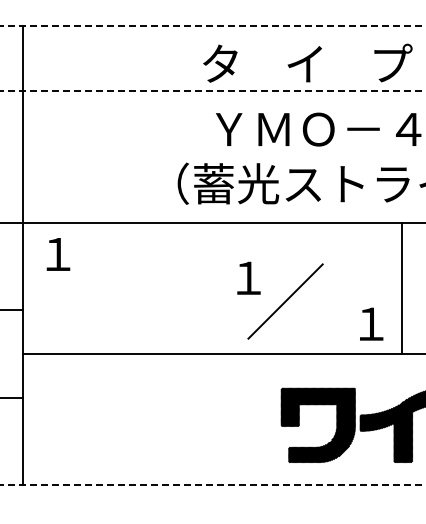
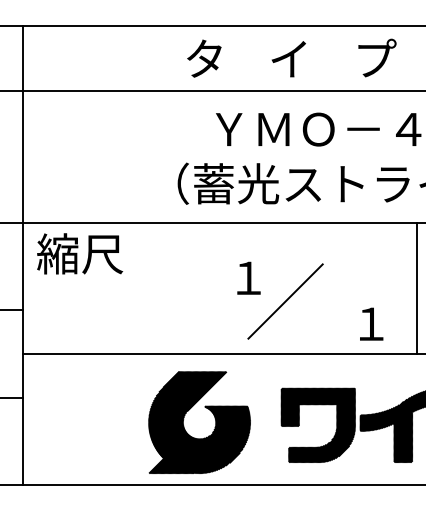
line: dashed -> solid (213, 25)
text position: (307, 62) -> (291, 57) (291, 57)
line: dashed -> solid (213, 91)
text: １ -> 縮尺 (80, 253)
line position: (401, 288) -> (416, 288) (416, 288)
part: none -> present (184, 419)
line: dashed -> solid (213, 485)
